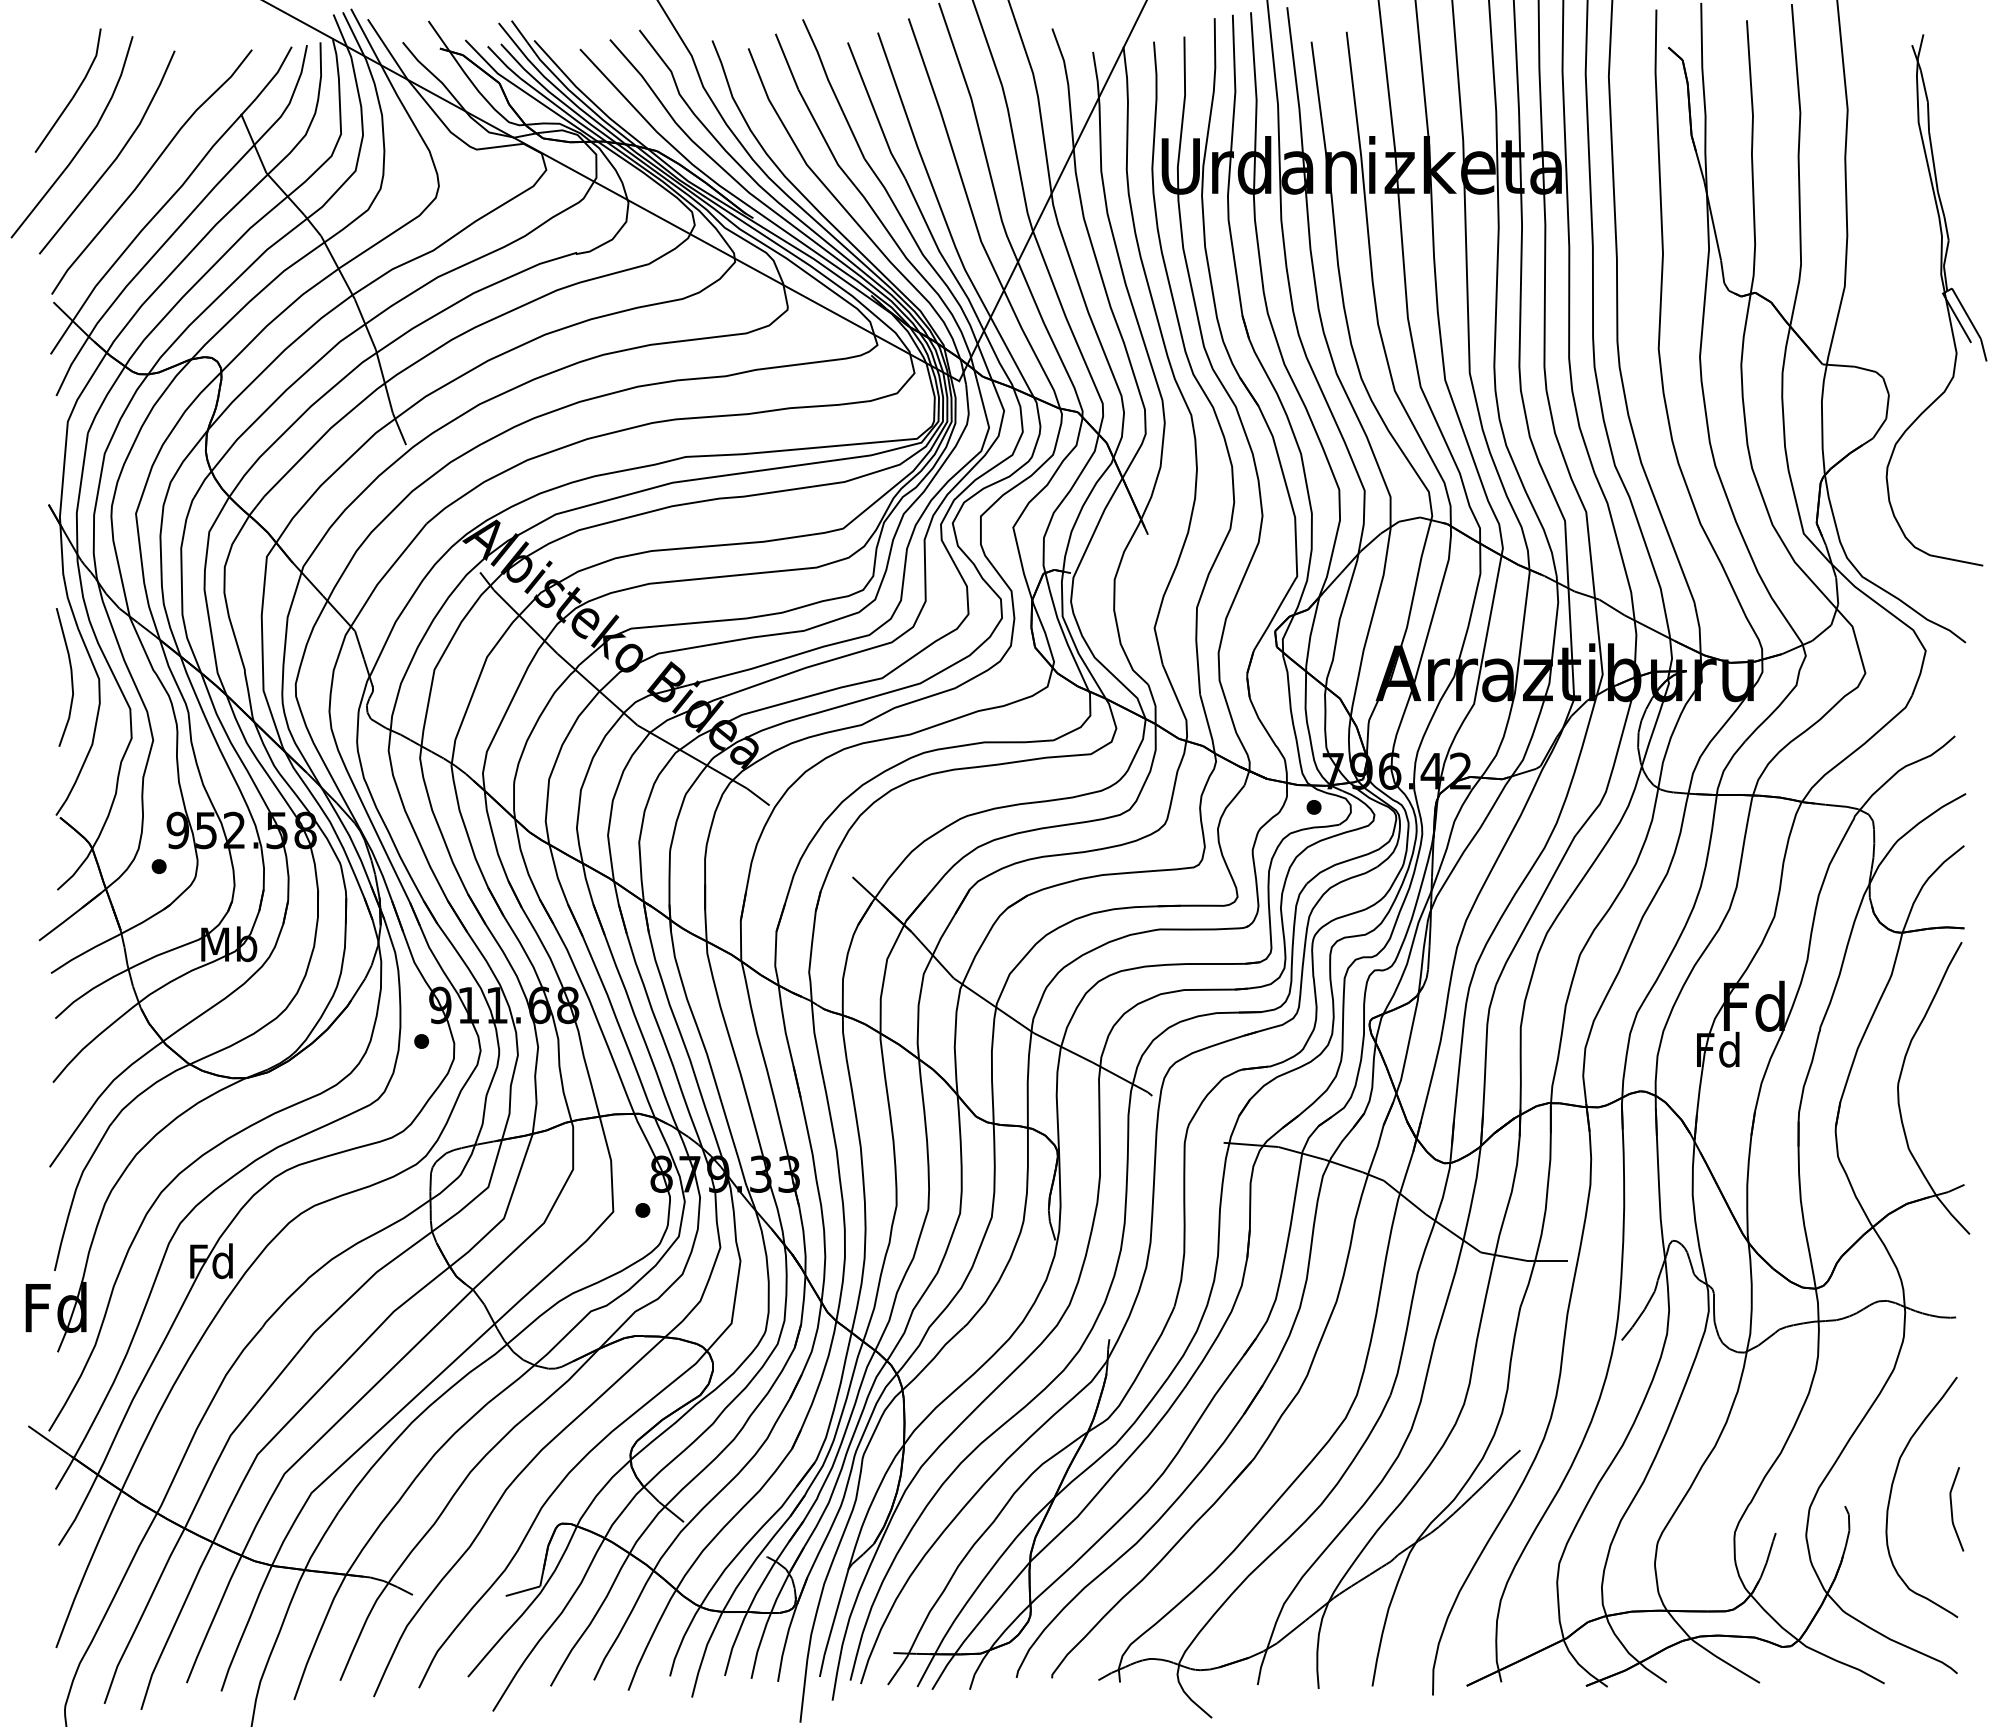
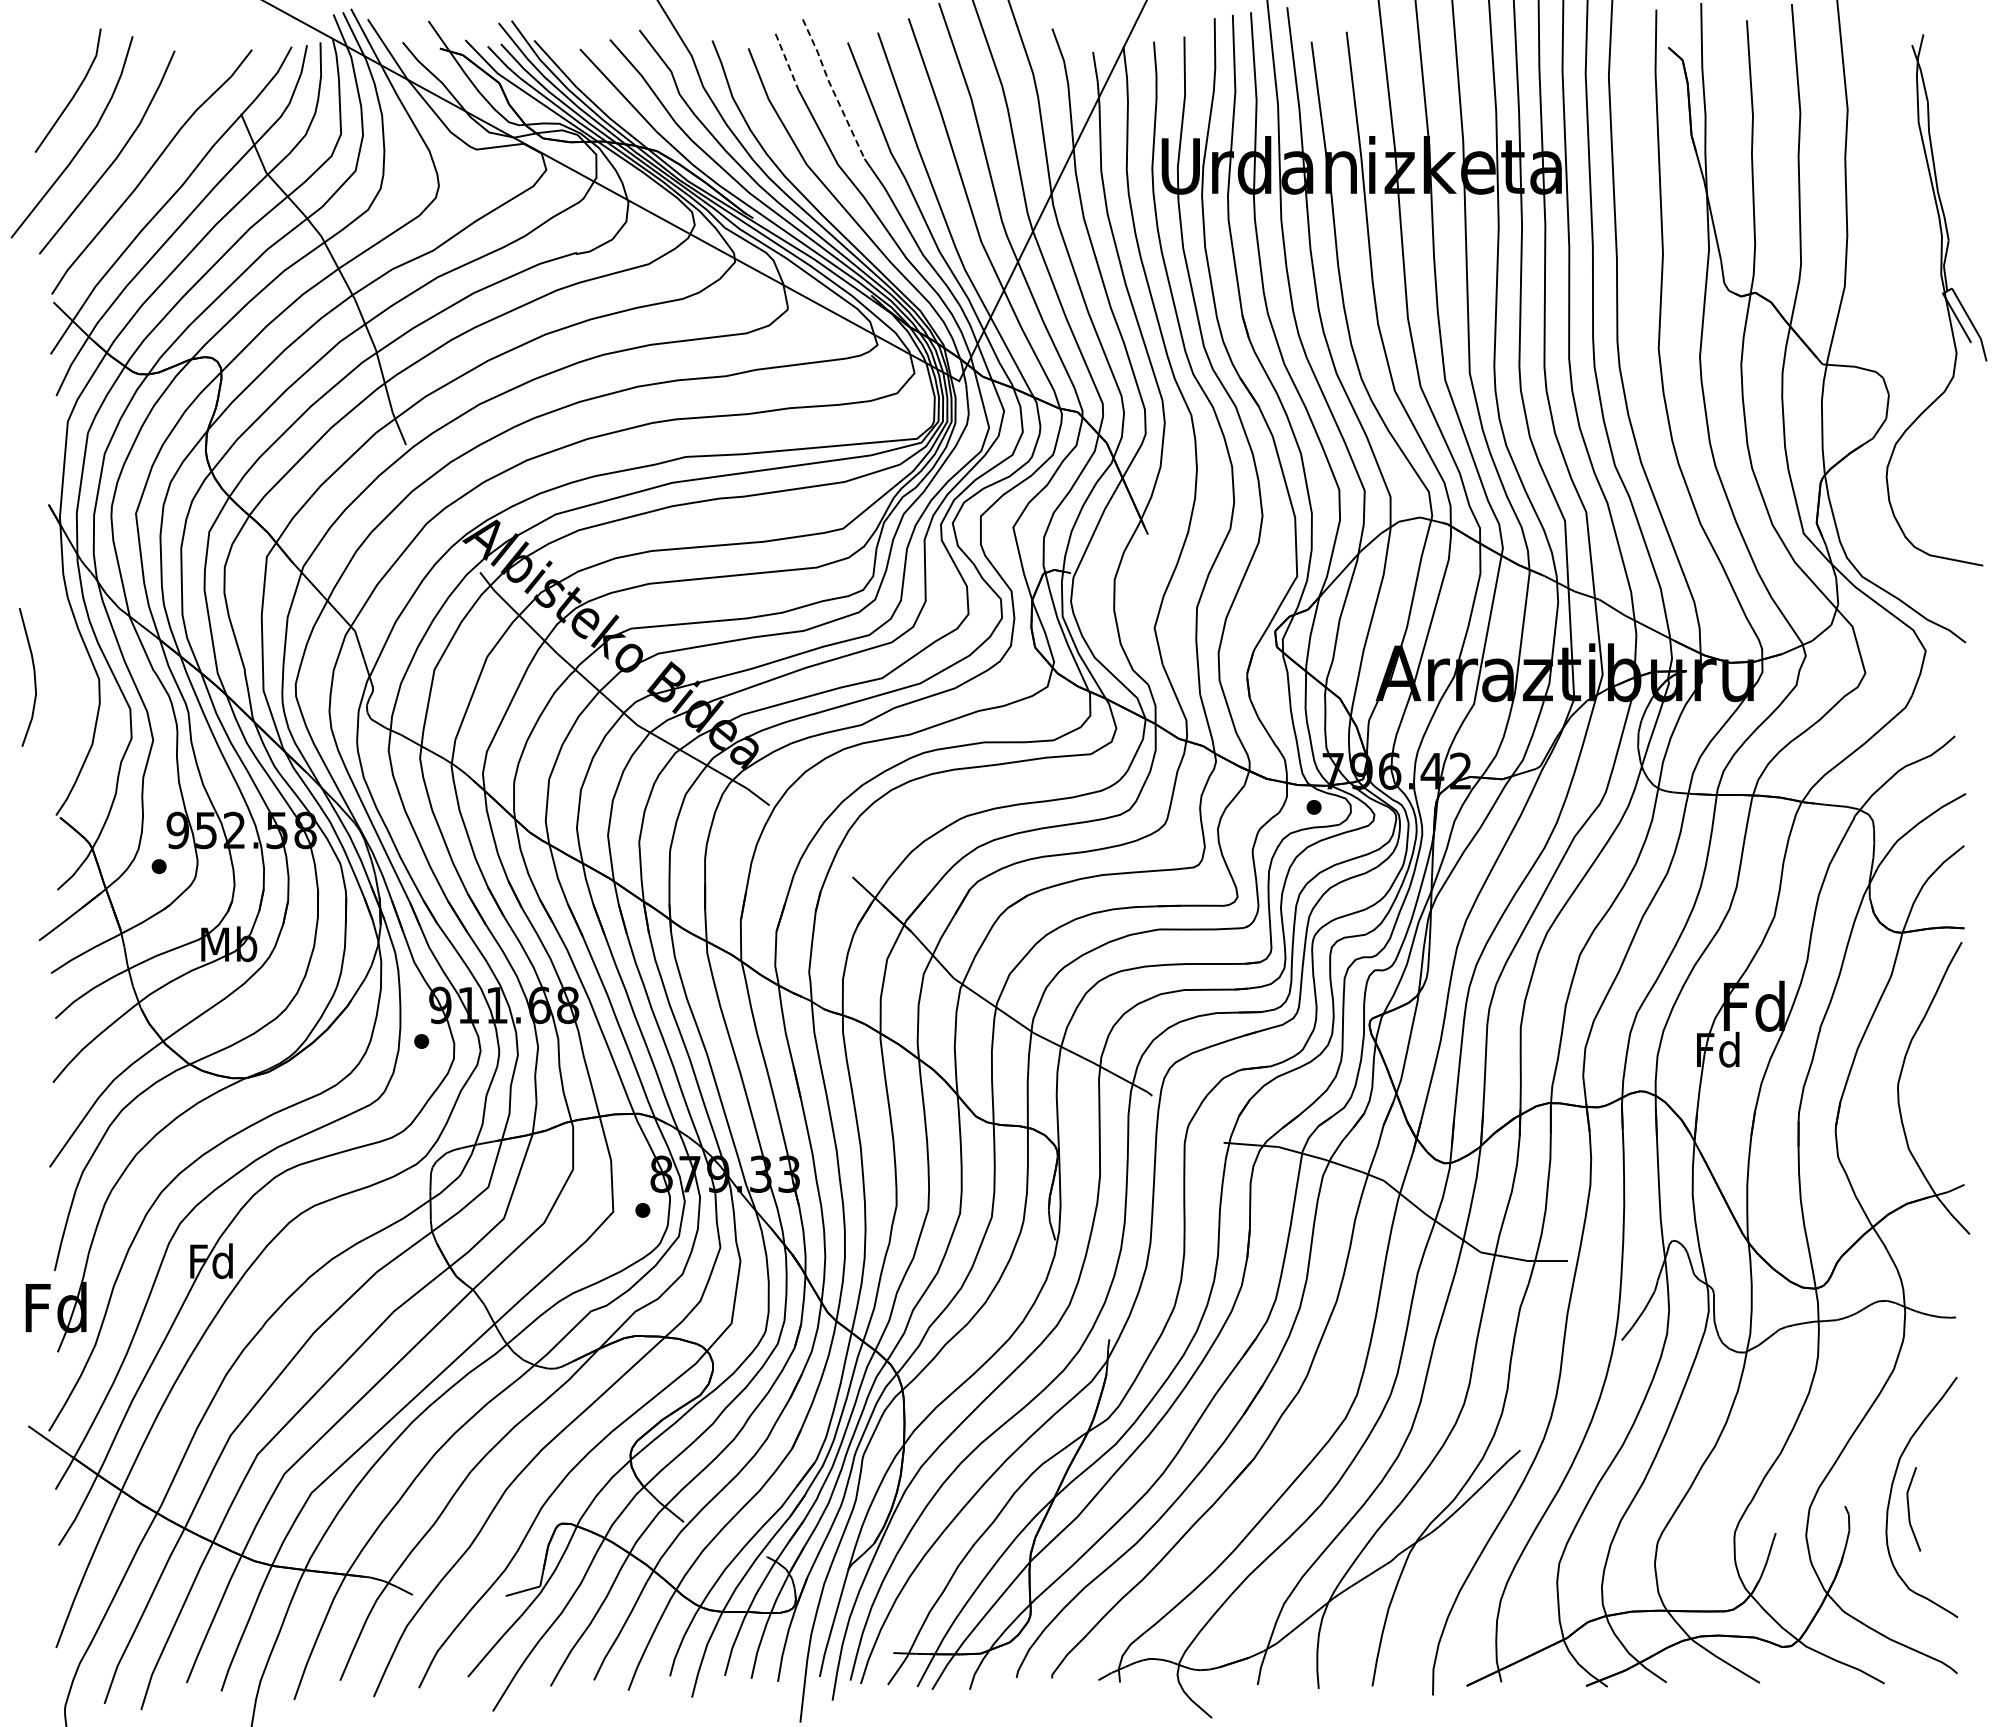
line: solid -> dashed (787, 62)
line: solid -> dashed (831, 88)
curve position: (70, 675) -> (33, 675) (33, 675)
curve position: (1952, 1509) -> (1909, 1509) (1909, 1509)
